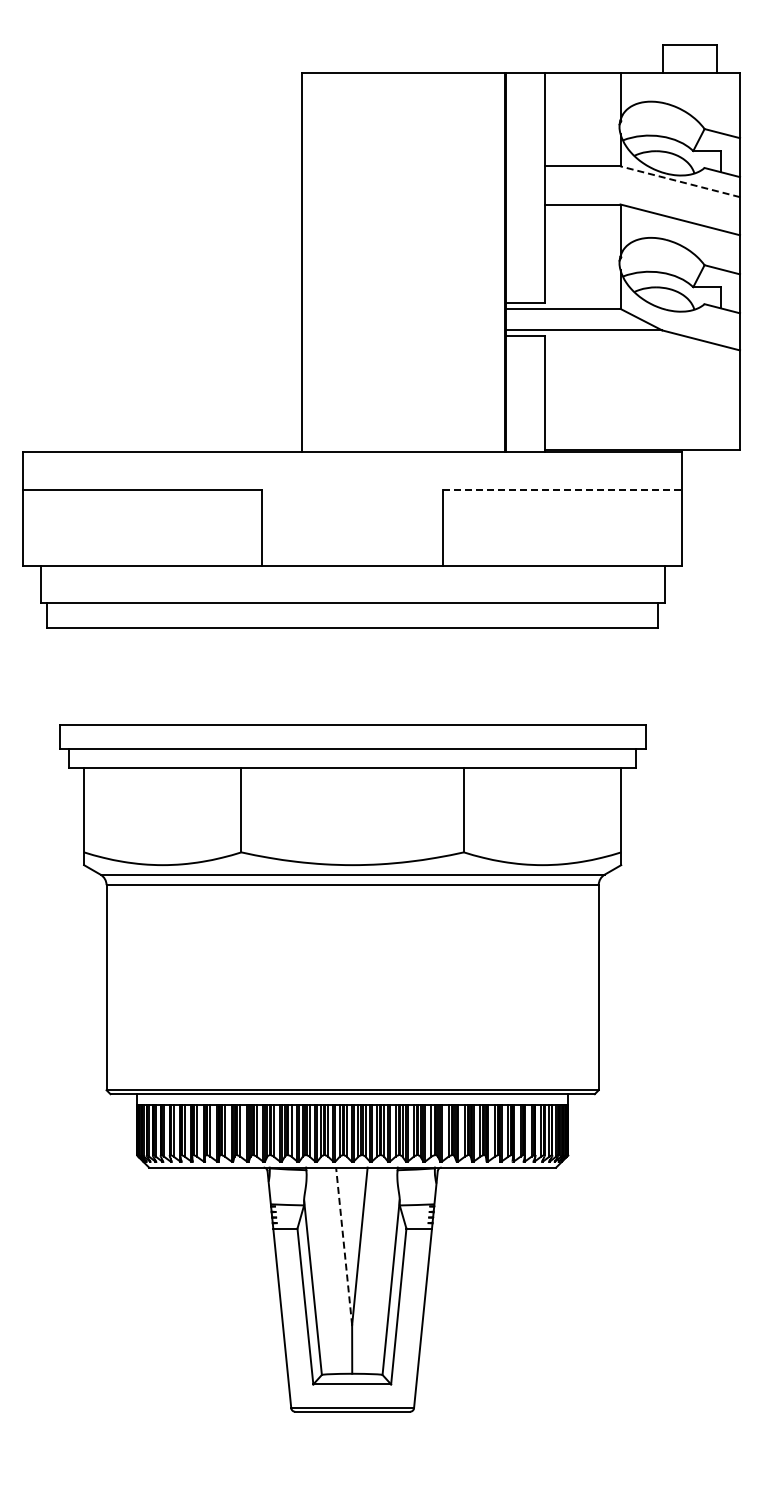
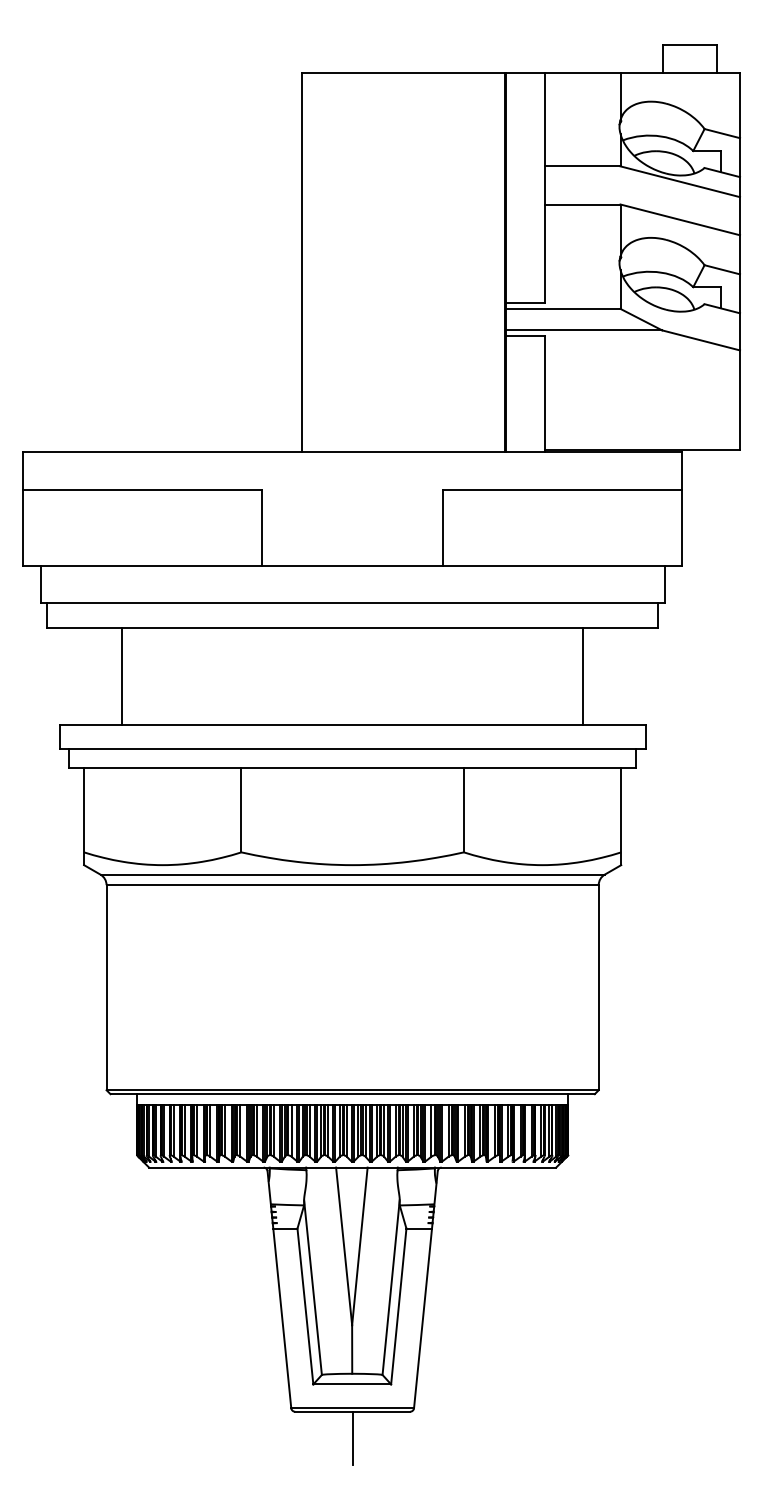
line: dashed -> solid (680, 181)
line: dashed -> solid (562, 490)
line: none -> present (122, 676)
line: none -> present (583, 676)
line: dashed -> solid (344, 1245)
line: none -> present (352, 1437)
